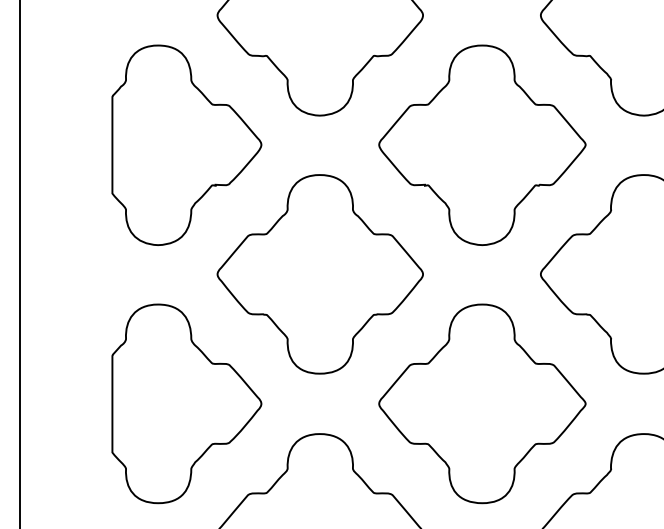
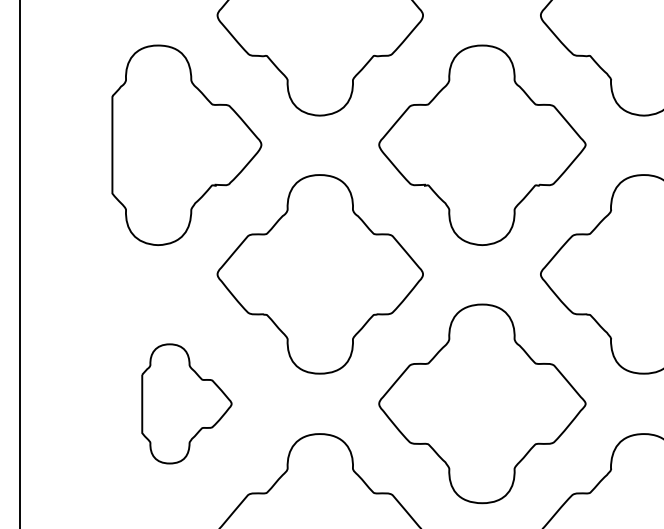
part size: 152x202 px -> 92x122 px (186, 403)
